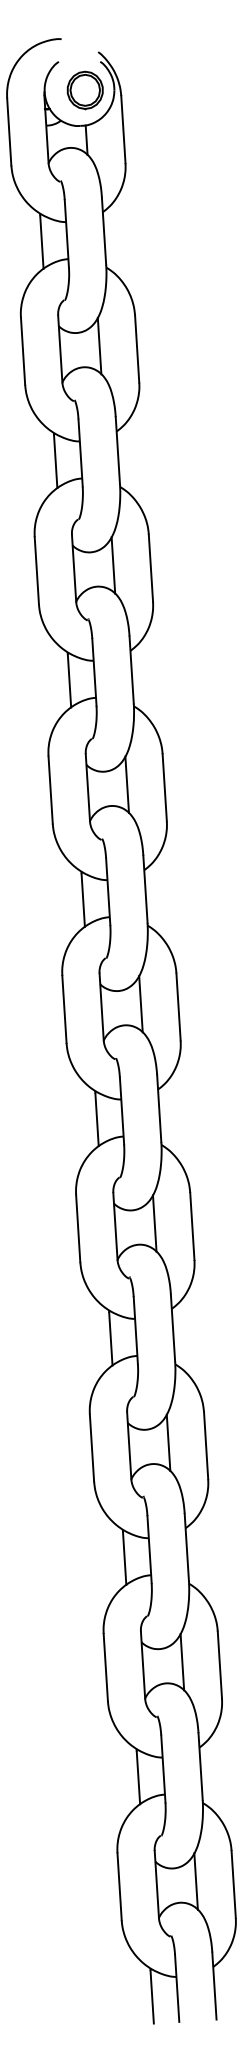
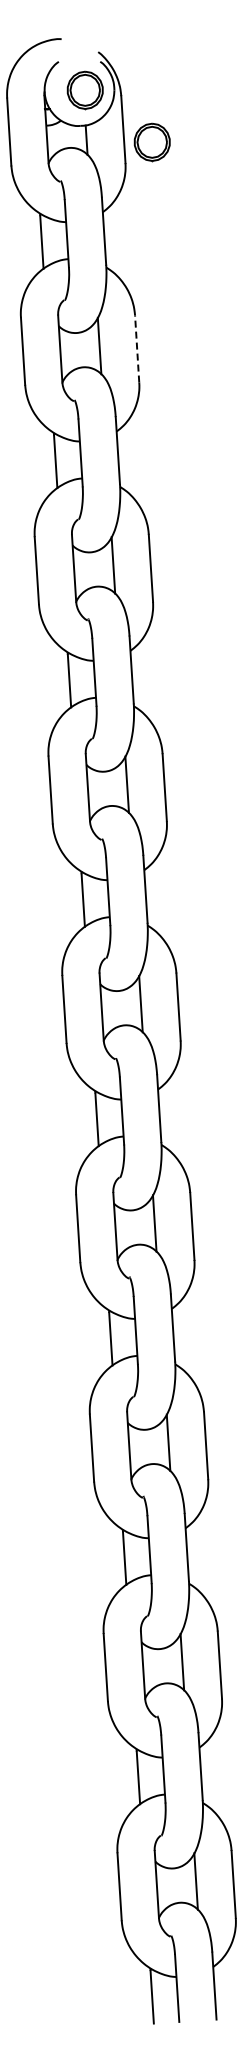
part: none -> present (151, 142)
line: solid -> dashed (137, 349)
